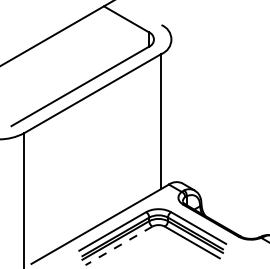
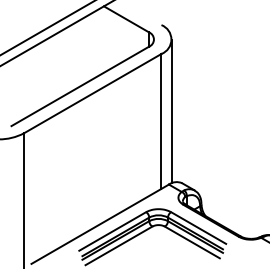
line: none -> present (46, 27)
line: none -> present (171, 111)
line: dashed -> solid (118, 245)
